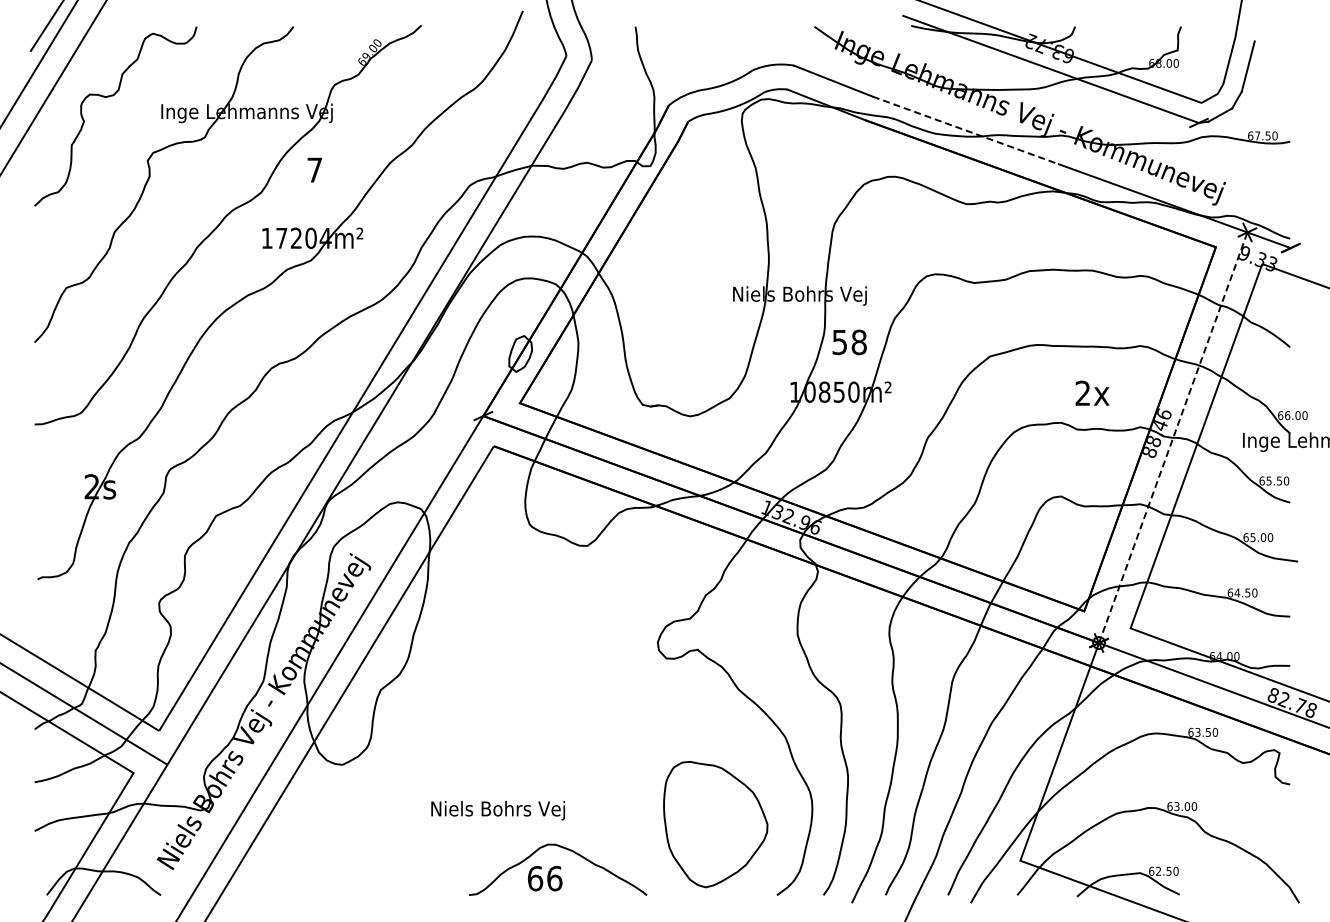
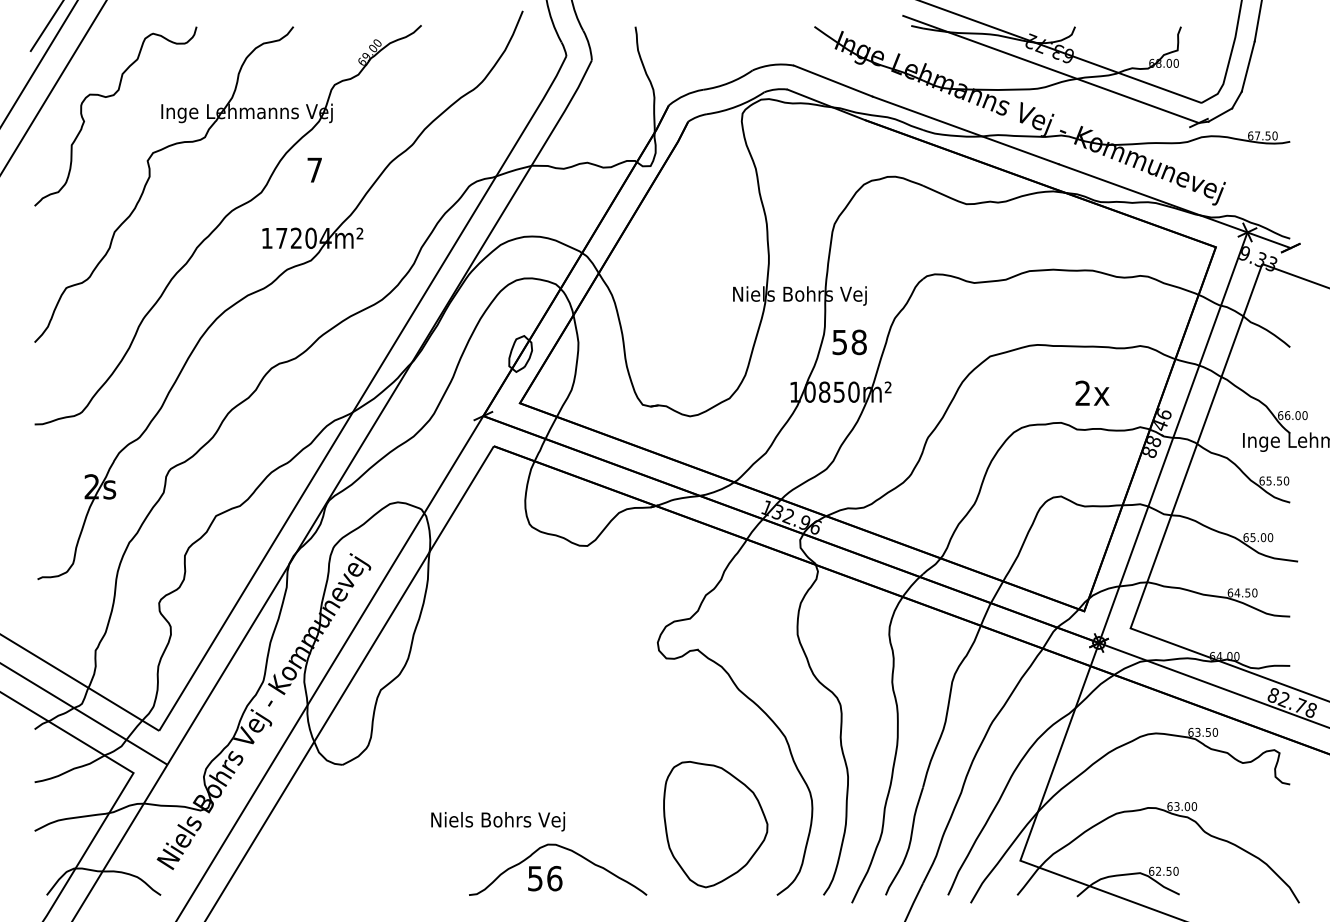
line: none -> present (1257, 21)
line: dashed -> solid (965, 130)
line: dashed -> solid (1173, 437)
text position: (497, 810) -> (497, 821) (497, 821)
text: 66 -> 56 (535, 878)
